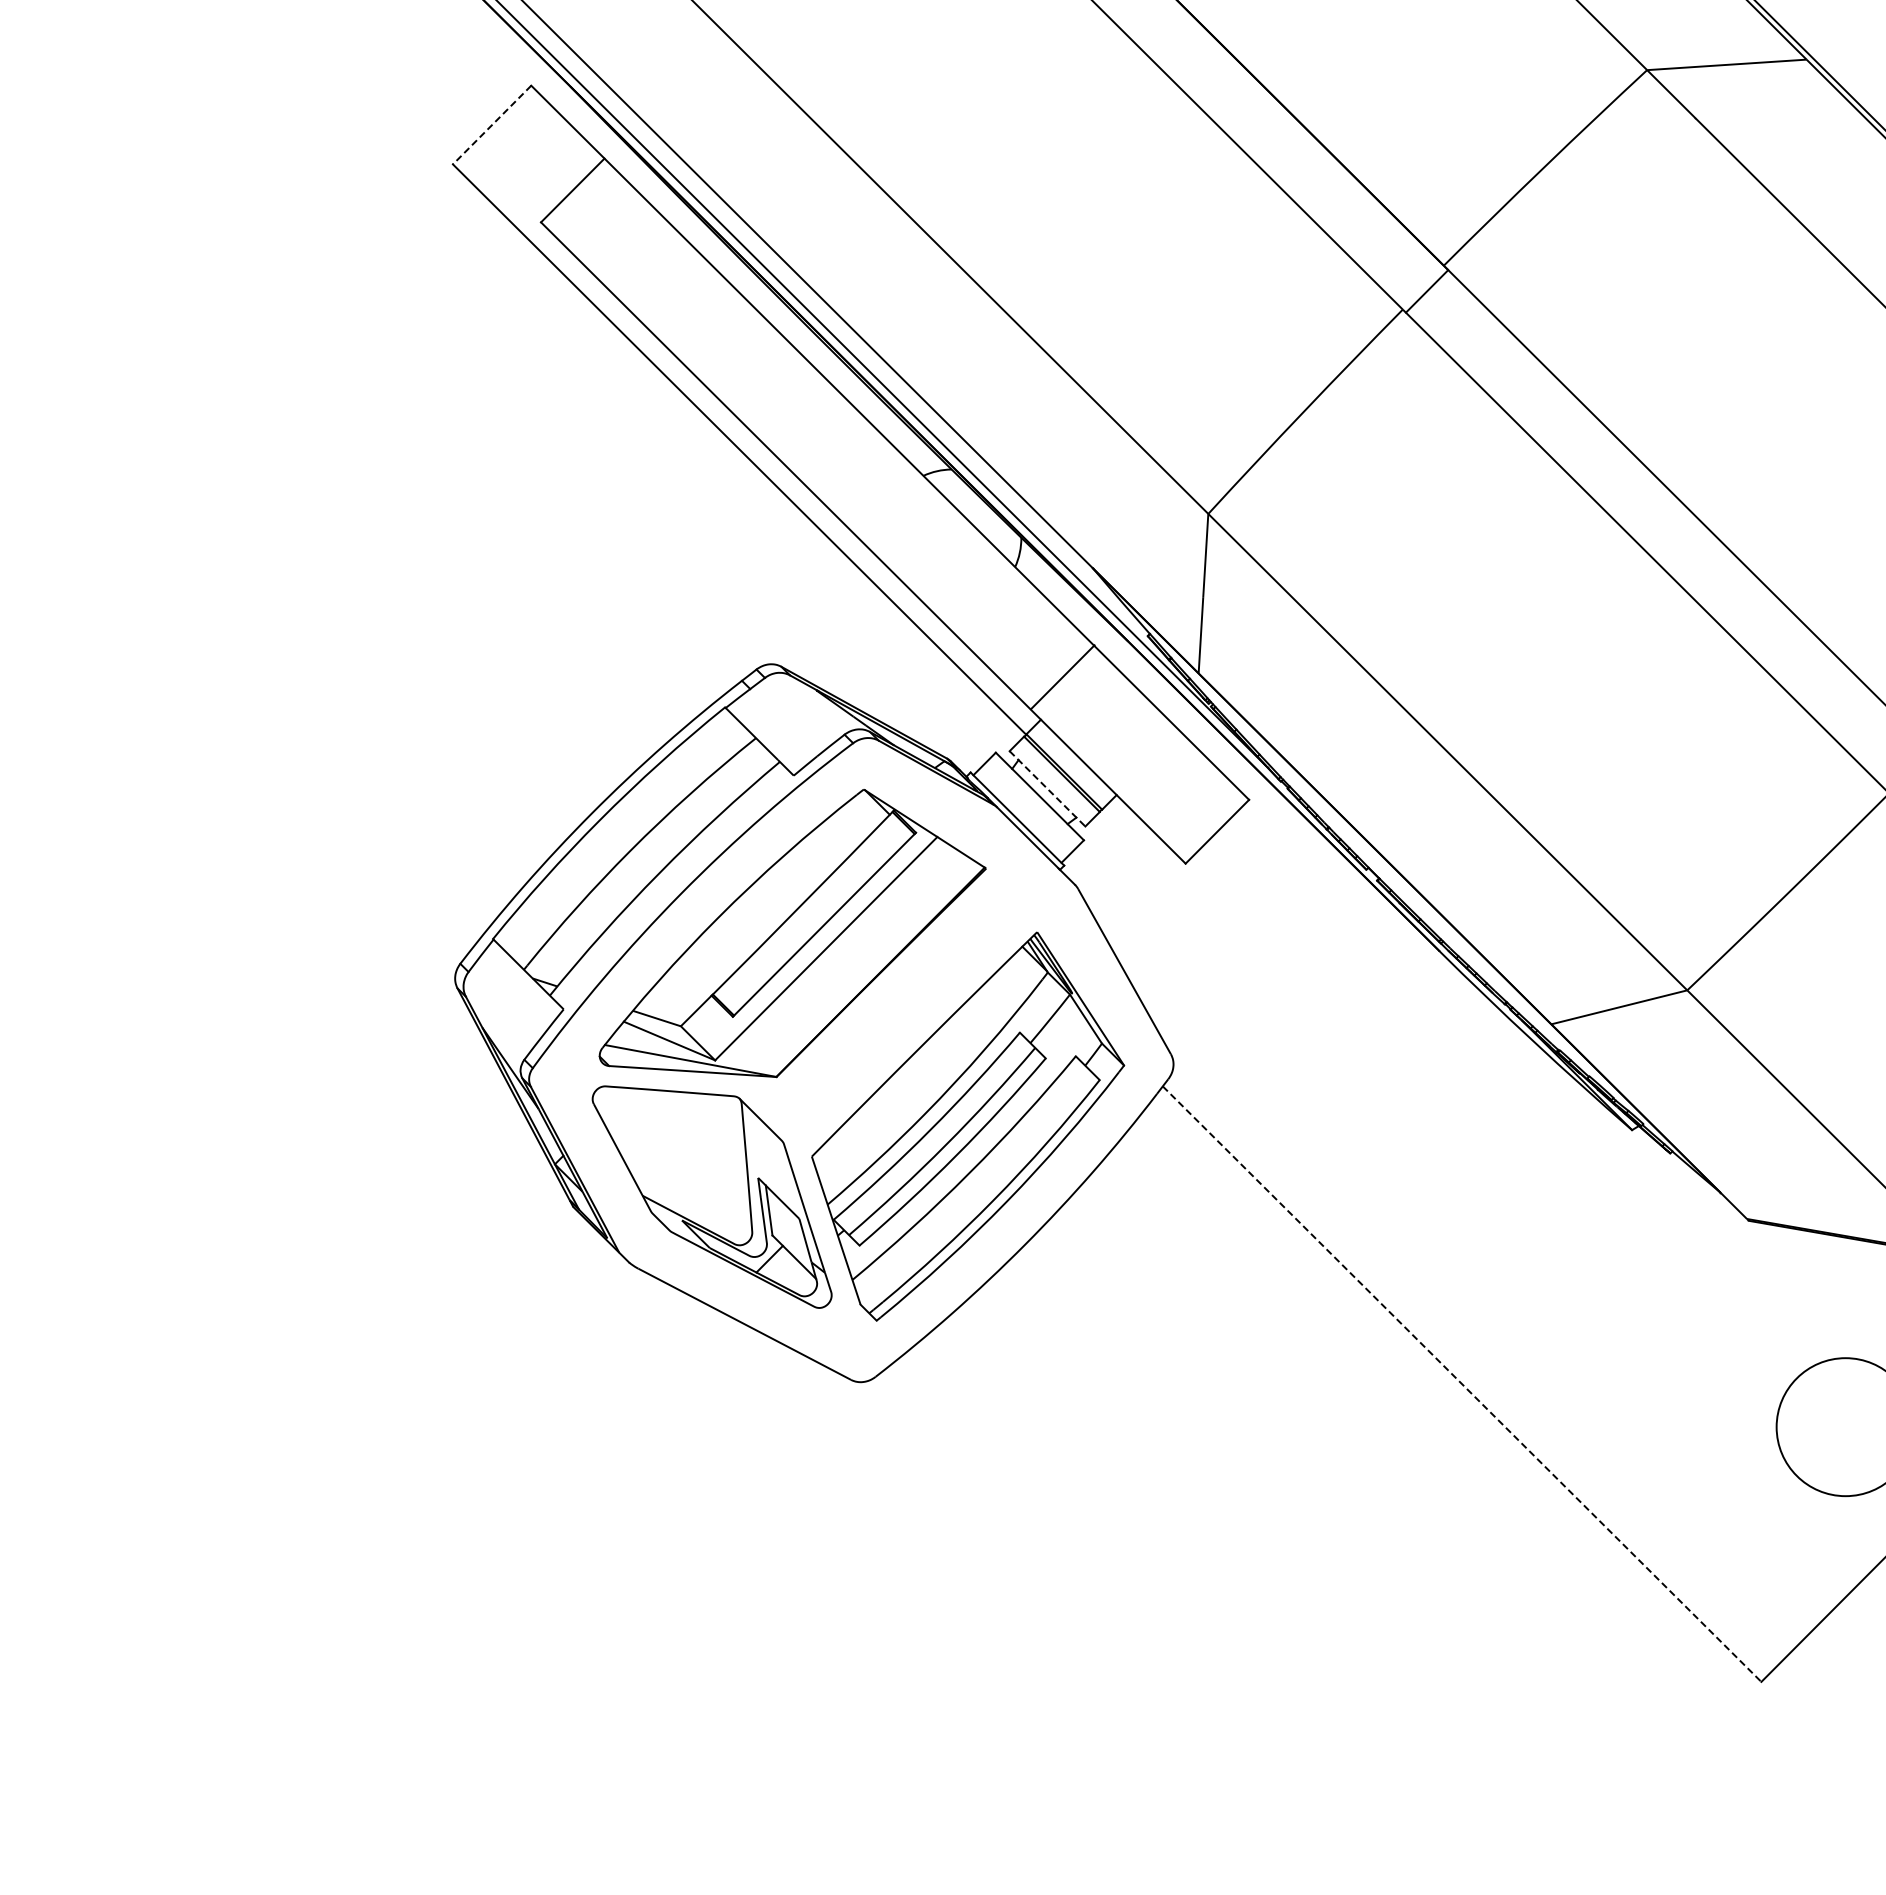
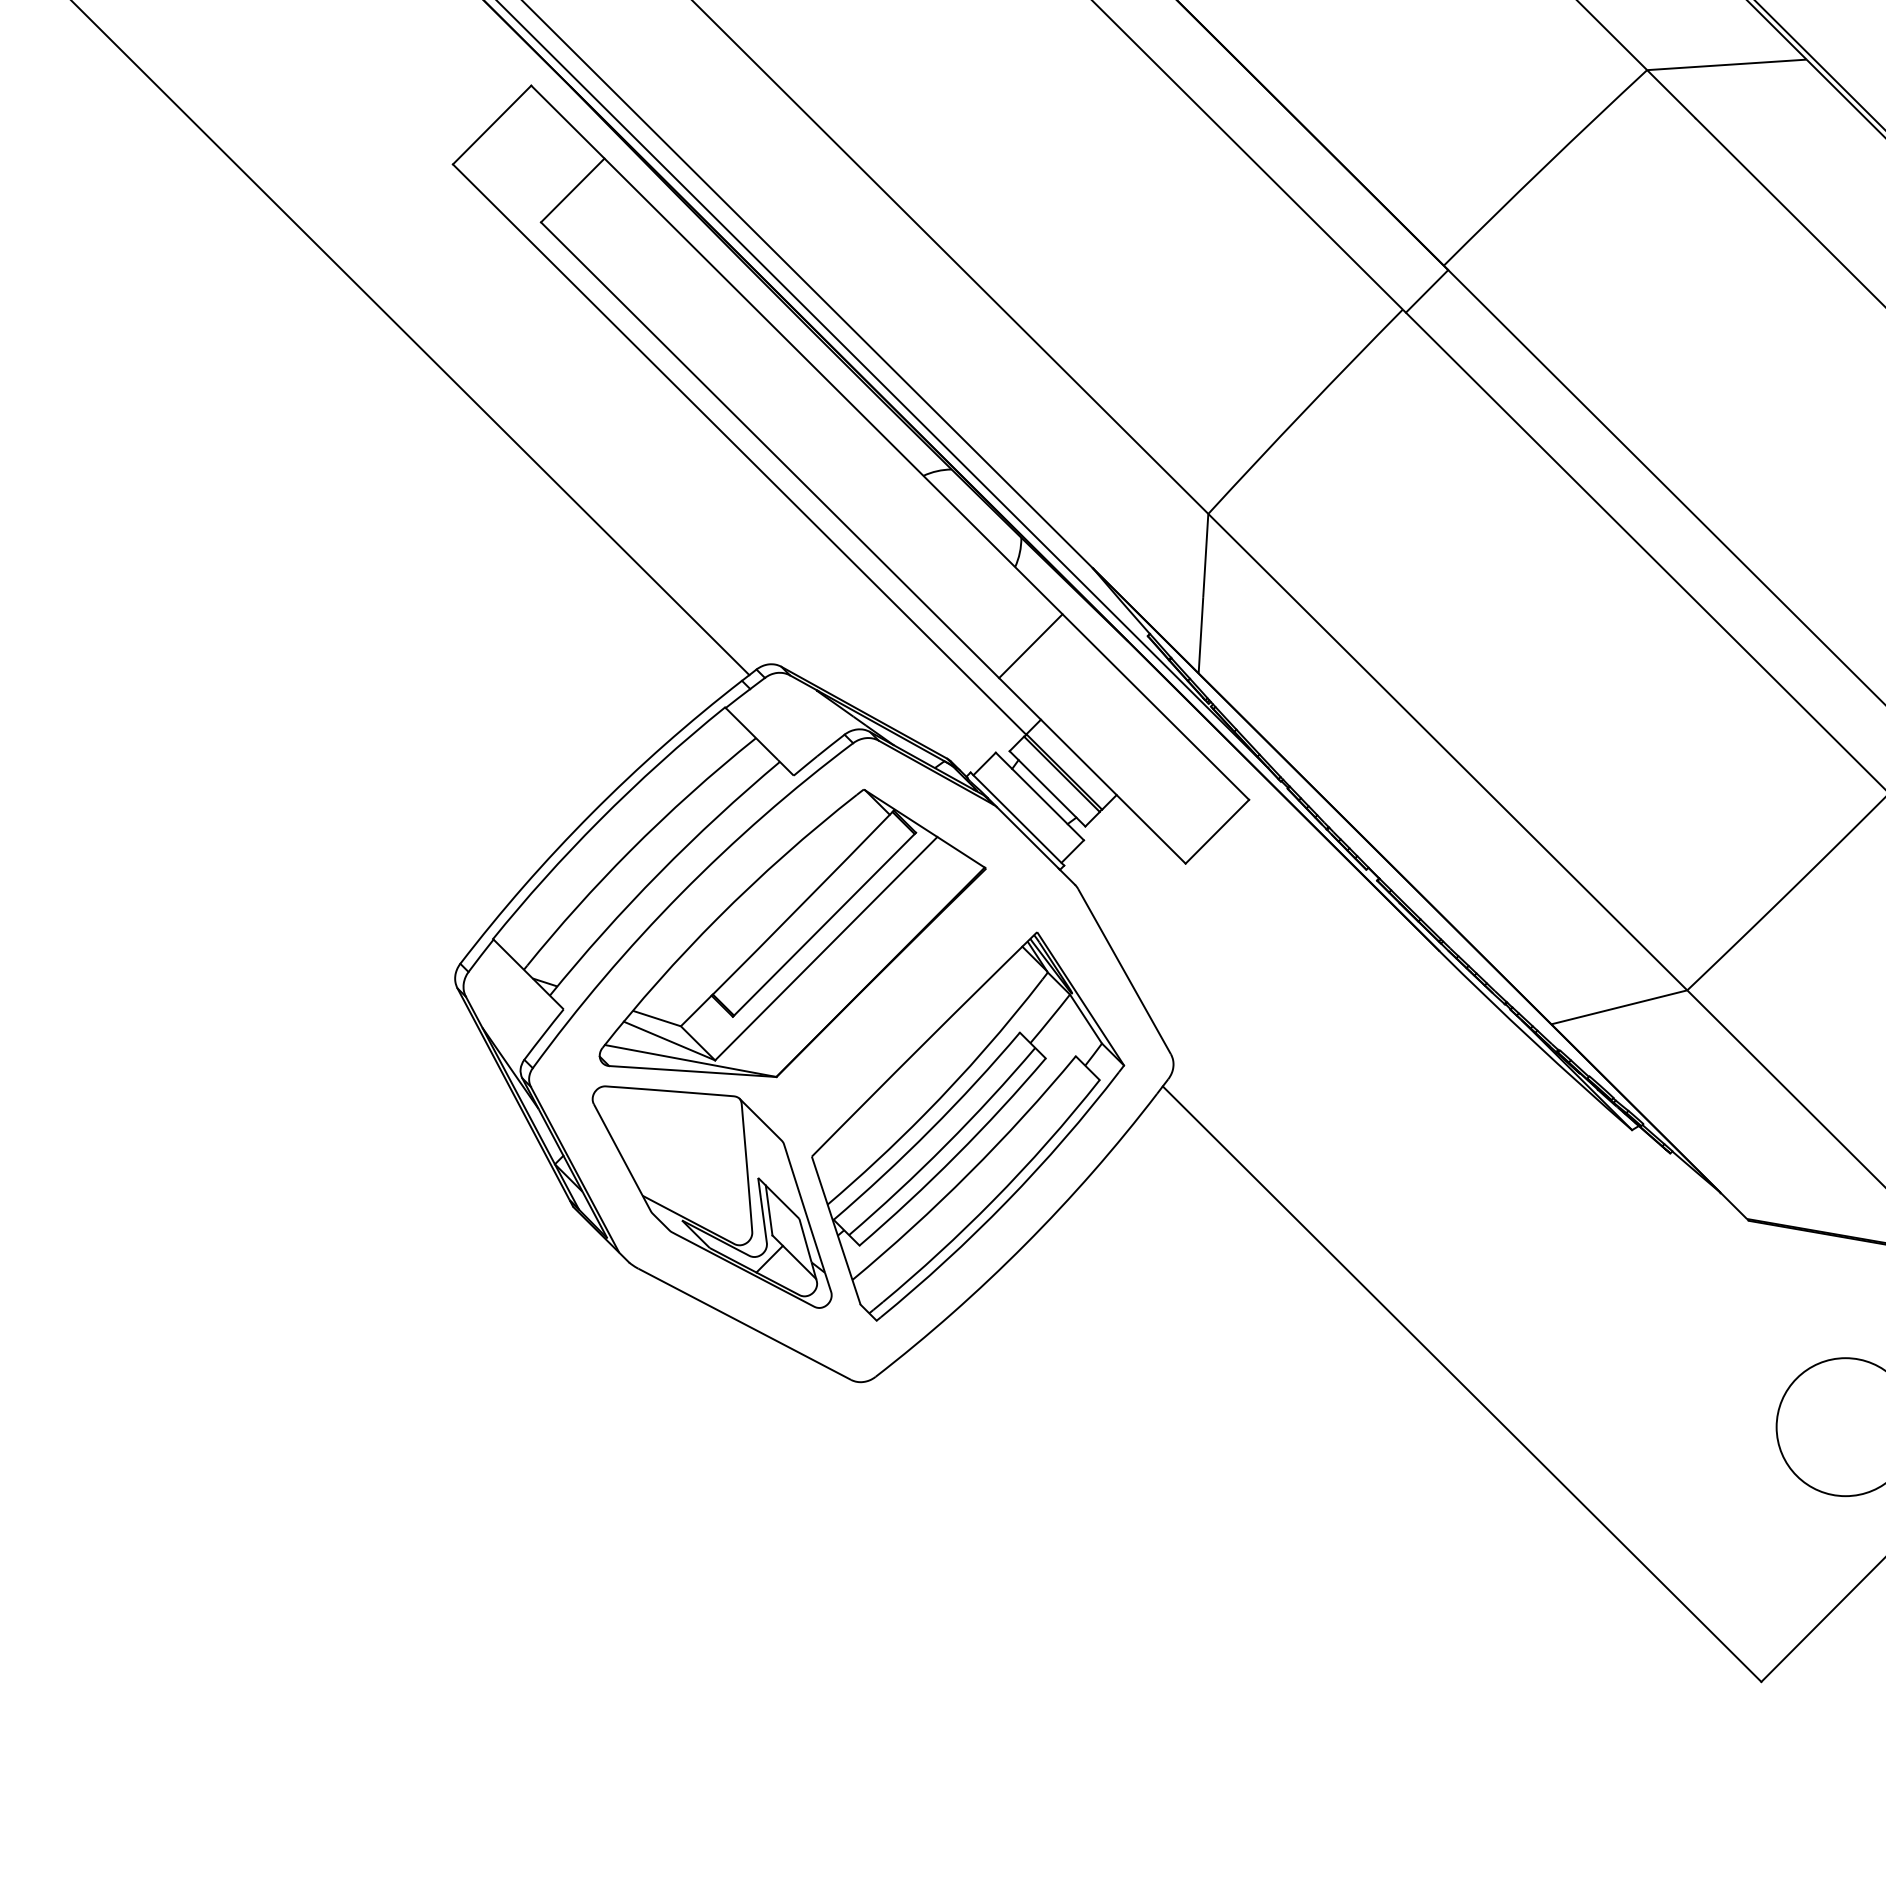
line: dashed -> solid (492, 125)
line: none -> present (410, 338)
line position: (1062, 677) -> (1030, 646) (1030, 646)
line: dashed -> solid (1047, 789)
line: dashed -> solid (1462, 1384)
